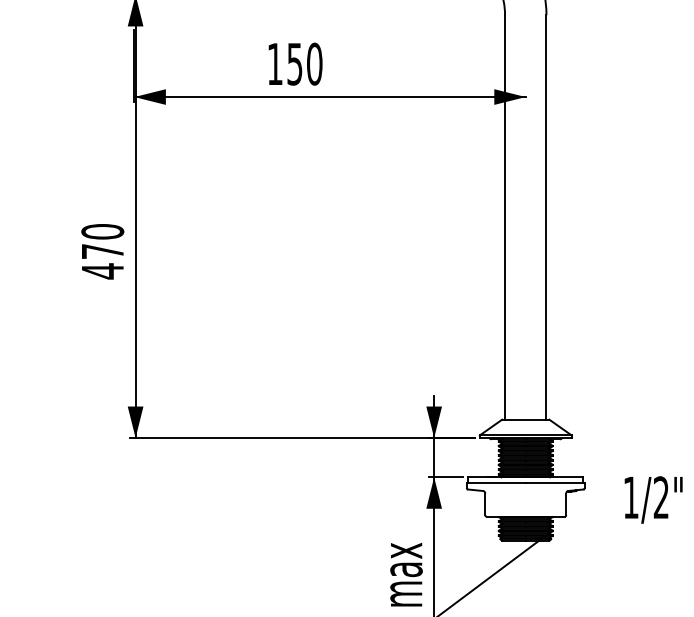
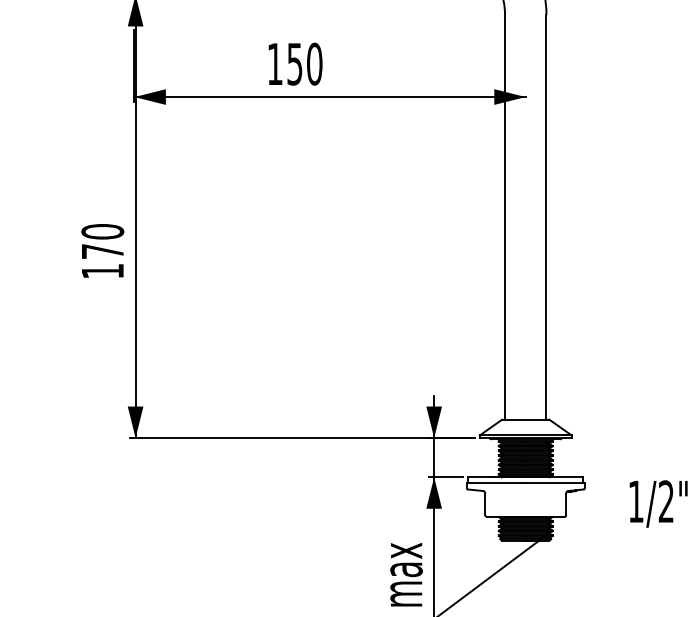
text: 470 -> 170 (102, 271)
text position: (653, 499) -> (658, 503) (658, 503)
